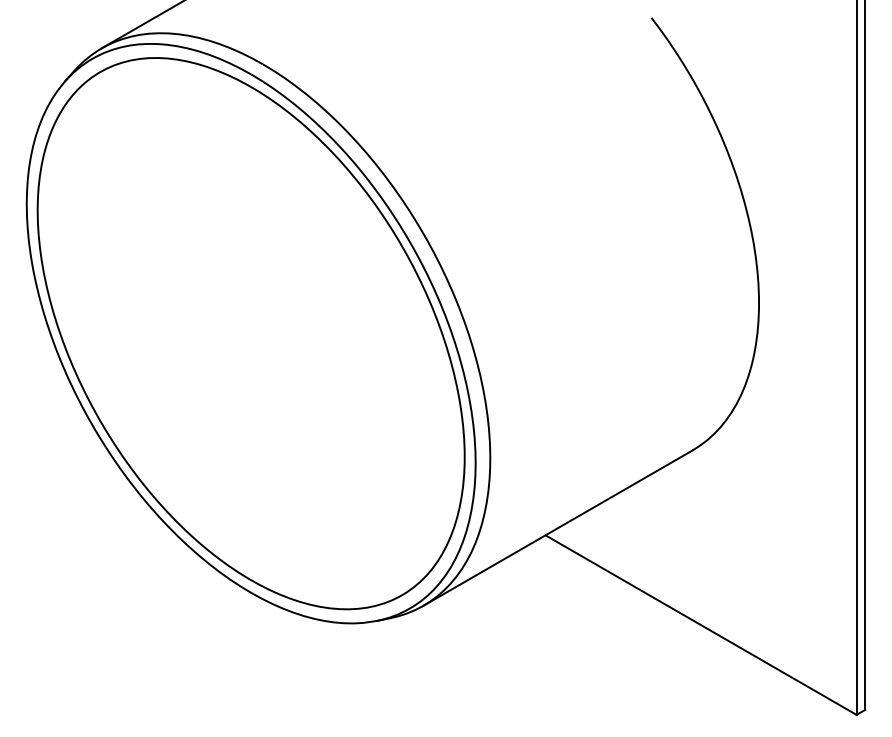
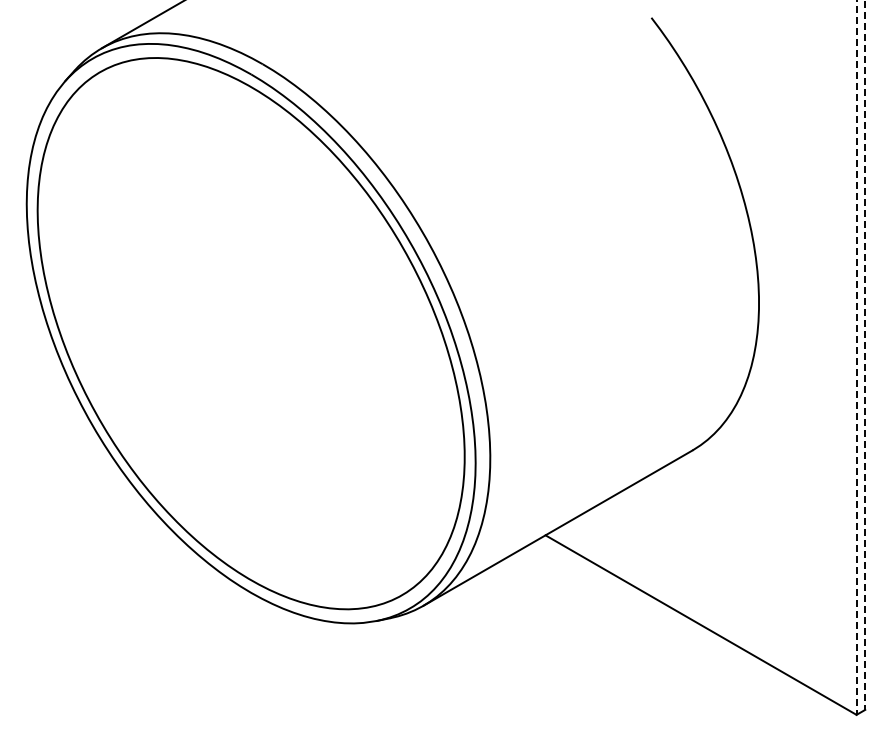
line: solid -> dashed (865, 355)
line: solid -> dashed (856, 358)
